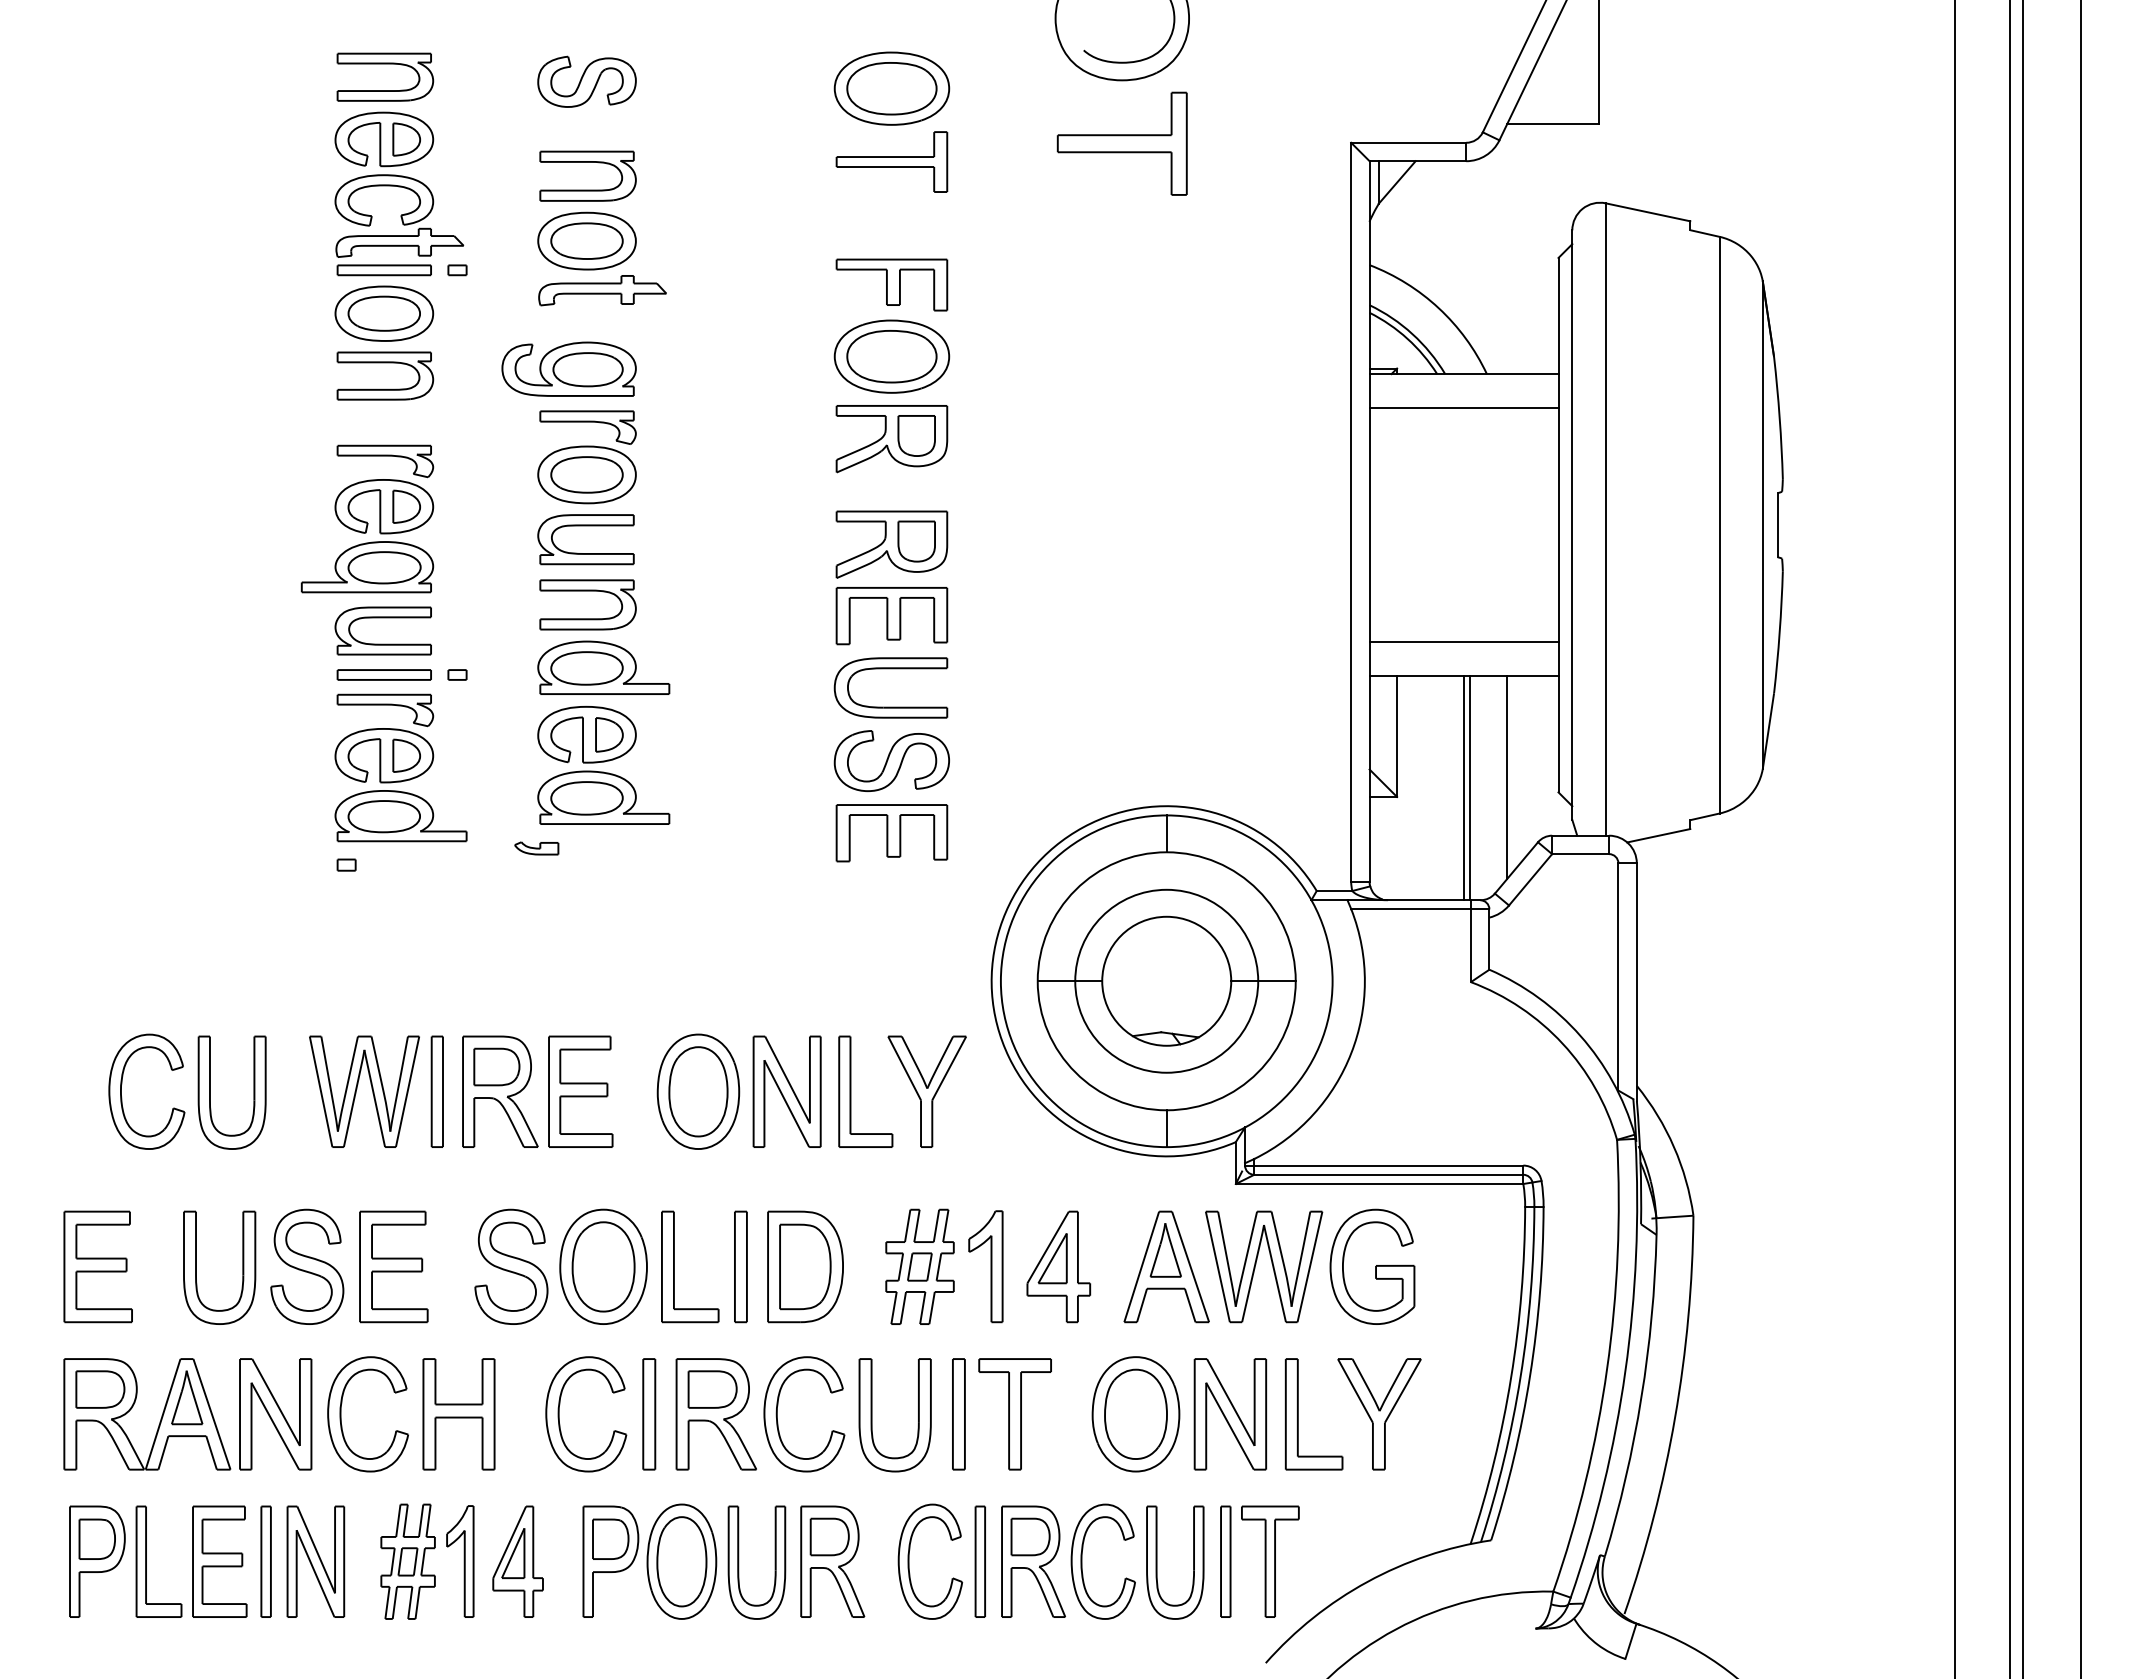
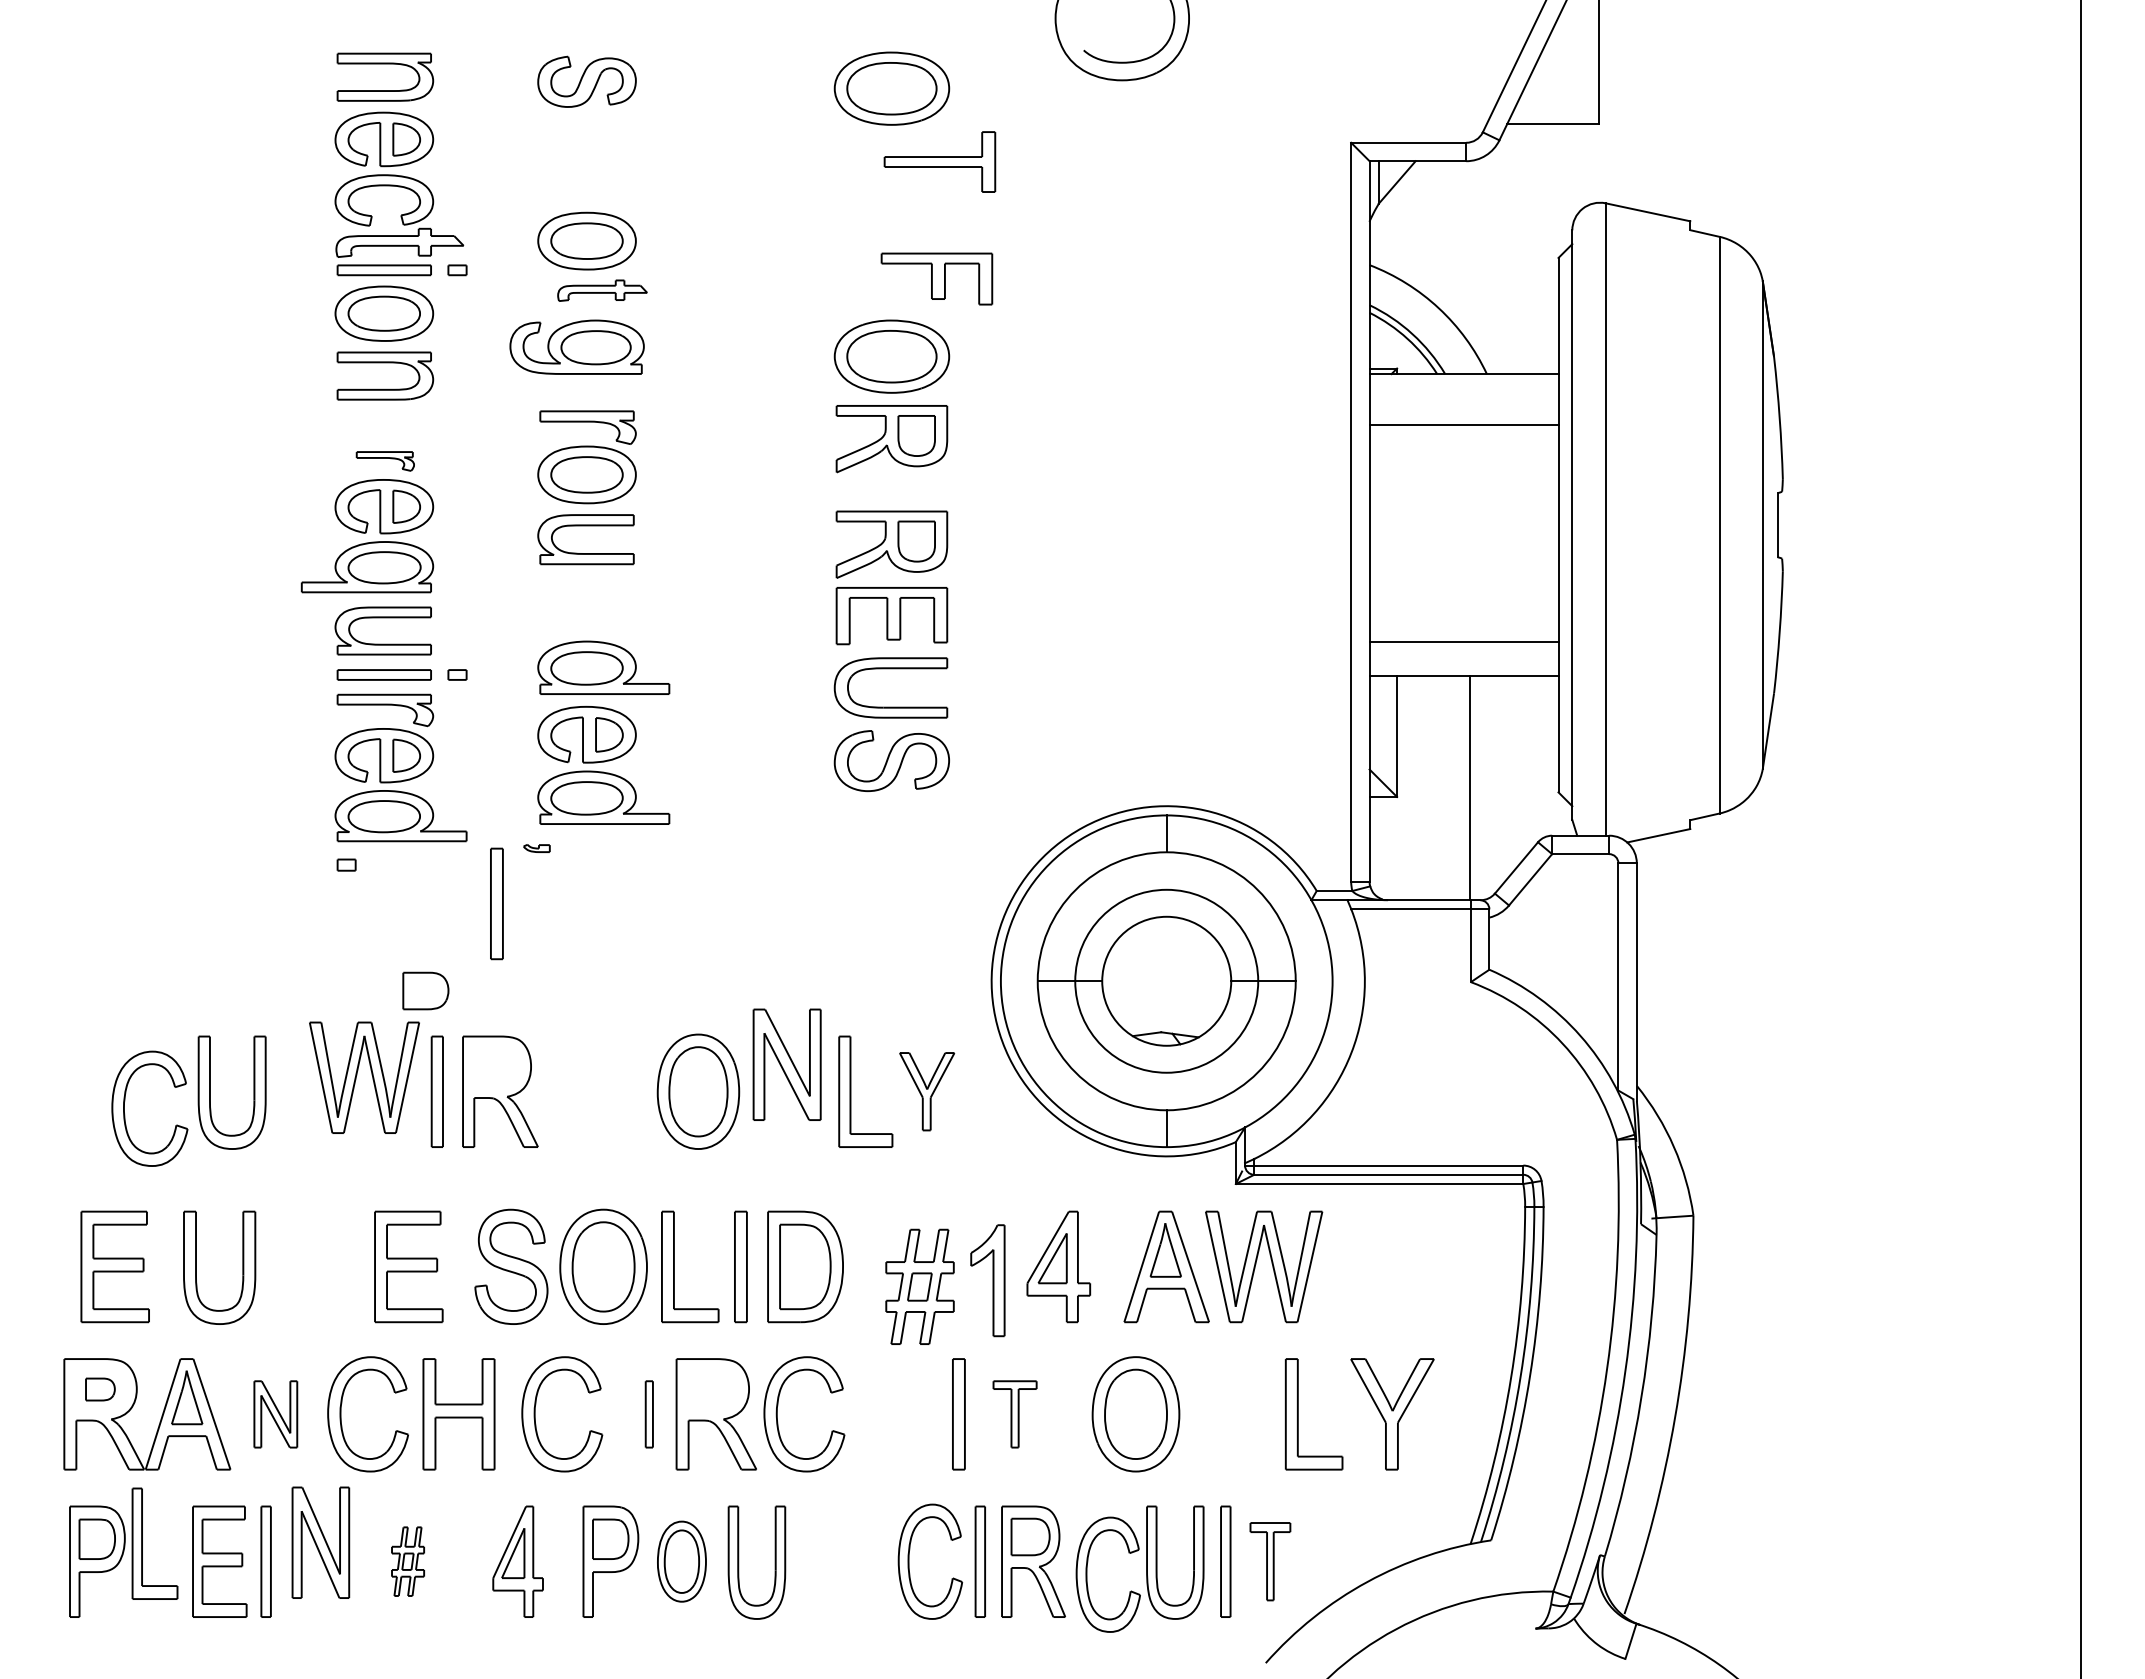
part: present -> none (1121, 143)
part position: (891, 161) -> (939, 161) (939, 161)
part: present -> none (587, 162)
part position: (891, 284) -> (936, 278) (936, 278)
part size: 129x32 px -> 91x23 px (602, 290)
part position: (568, 368) -> (576, 346) (576, 346)
line position: (1463, 408) -> (1463, 425) (1463, 425)
part size: 99x35 px -> 60x21 px (384, 461)
part: present -> none (587, 591)
line: present -> none (1507, 777)
line: present -> none (1463, 788)
part: present -> none (891, 833)
line: present -> none (1954, 838)
line: present -> none (2010, 838)
line: present -> none (2023, 838)
part size: 46x15 px -> 28x9 px (536, 848)
part: none -> present (496, 903)
part position: (496, 1066) -> (425, 990) (425, 990)
part position: (357, 1089) -> (357, 1075) (357, 1075)
part: present -> none (580, 1091)
part position: (786, 1091) -> (786, 1064) (786, 1064)
part size: 80x113 px -> 57x80 px (927, 1091)
part position: (122, 1097) -> (125, 1114) (125, 1114)
part position: (97, 1266) -> (114, 1266) (114, 1266)
part: present -> none (307, 1266)
part position: (393, 1266) -> (408, 1266) (408, 1266)
part position: (919, 1266) -> (919, 1286) (919, 1286)
part position: (985, 1266) -> (987, 1280) (987, 1280)
part: present -> none (1372, 1266)
part size: 51x39 px -> 31x25 px (100, 1389)
part: present -> none (712, 1389)
part size: 74x113 px -> 46x69 px (275, 1414)
part position: (559, 1414) -> (535, 1414) (535, 1414)
part size: 15x113 px -> 10x69 px (648, 1414)
part size: 74x113 px -> 46x69 px (1014, 1414)
part: present -> none (1230, 1414)
part position: (1379, 1414) -> (1392, 1414) (1392, 1414)
part: present -> none (872, 1415)
part position: (146, 1561) -> (142, 1543) (142, 1543)
part position: (315, 1561) -> (320, 1542) (320, 1542)
part size: 56x117 px -> 34x71 px (407, 1561)
part: present -> none (460, 1561)
part size: 72x117 px -> 50x83 px (681, 1561)
part: present -> none (832, 1561)
part position: (1082, 1561) -> (1087, 1574) (1087, 1574)
part size: 59x113 px -> 43x80 px (1270, 1561)
